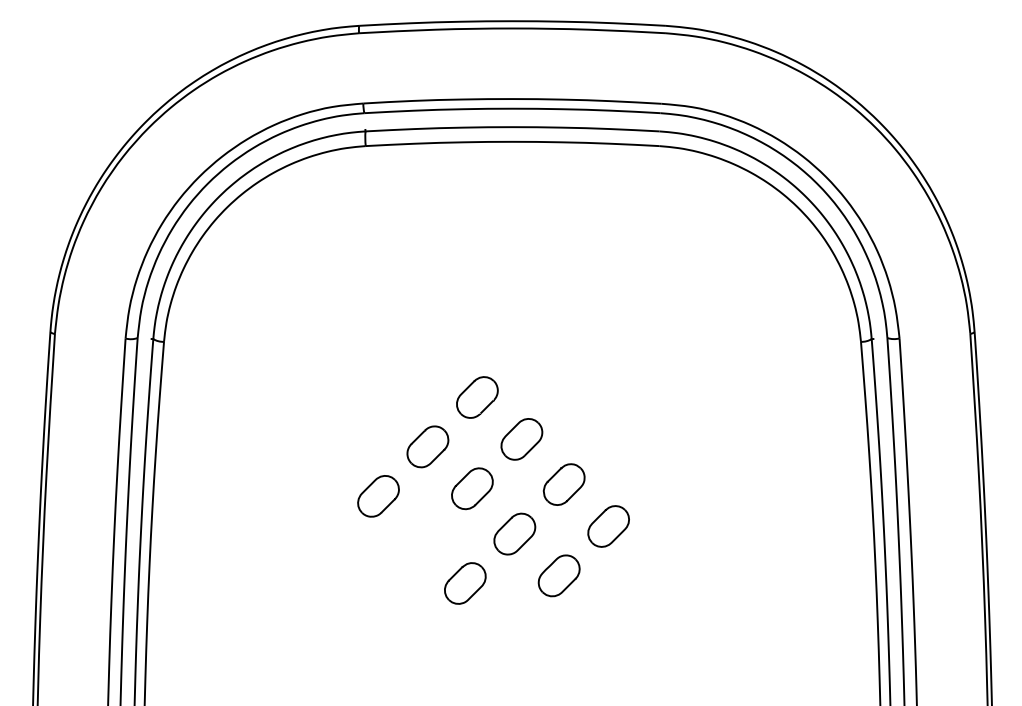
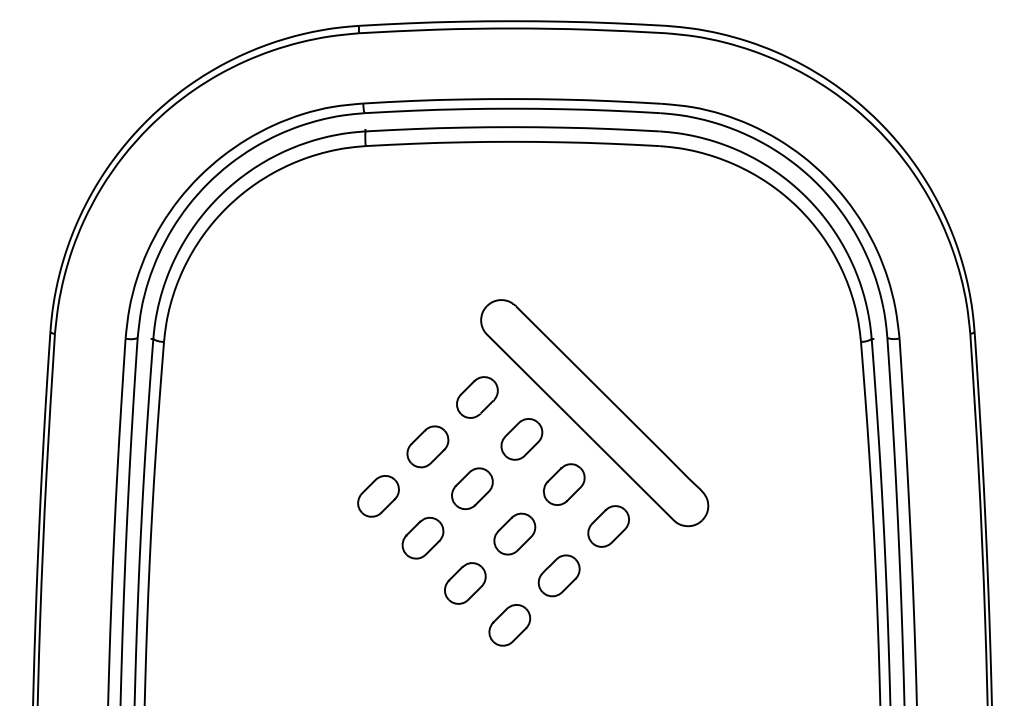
part: none -> present (594, 413)
part: none -> present (422, 537)
part: none -> present (509, 625)
